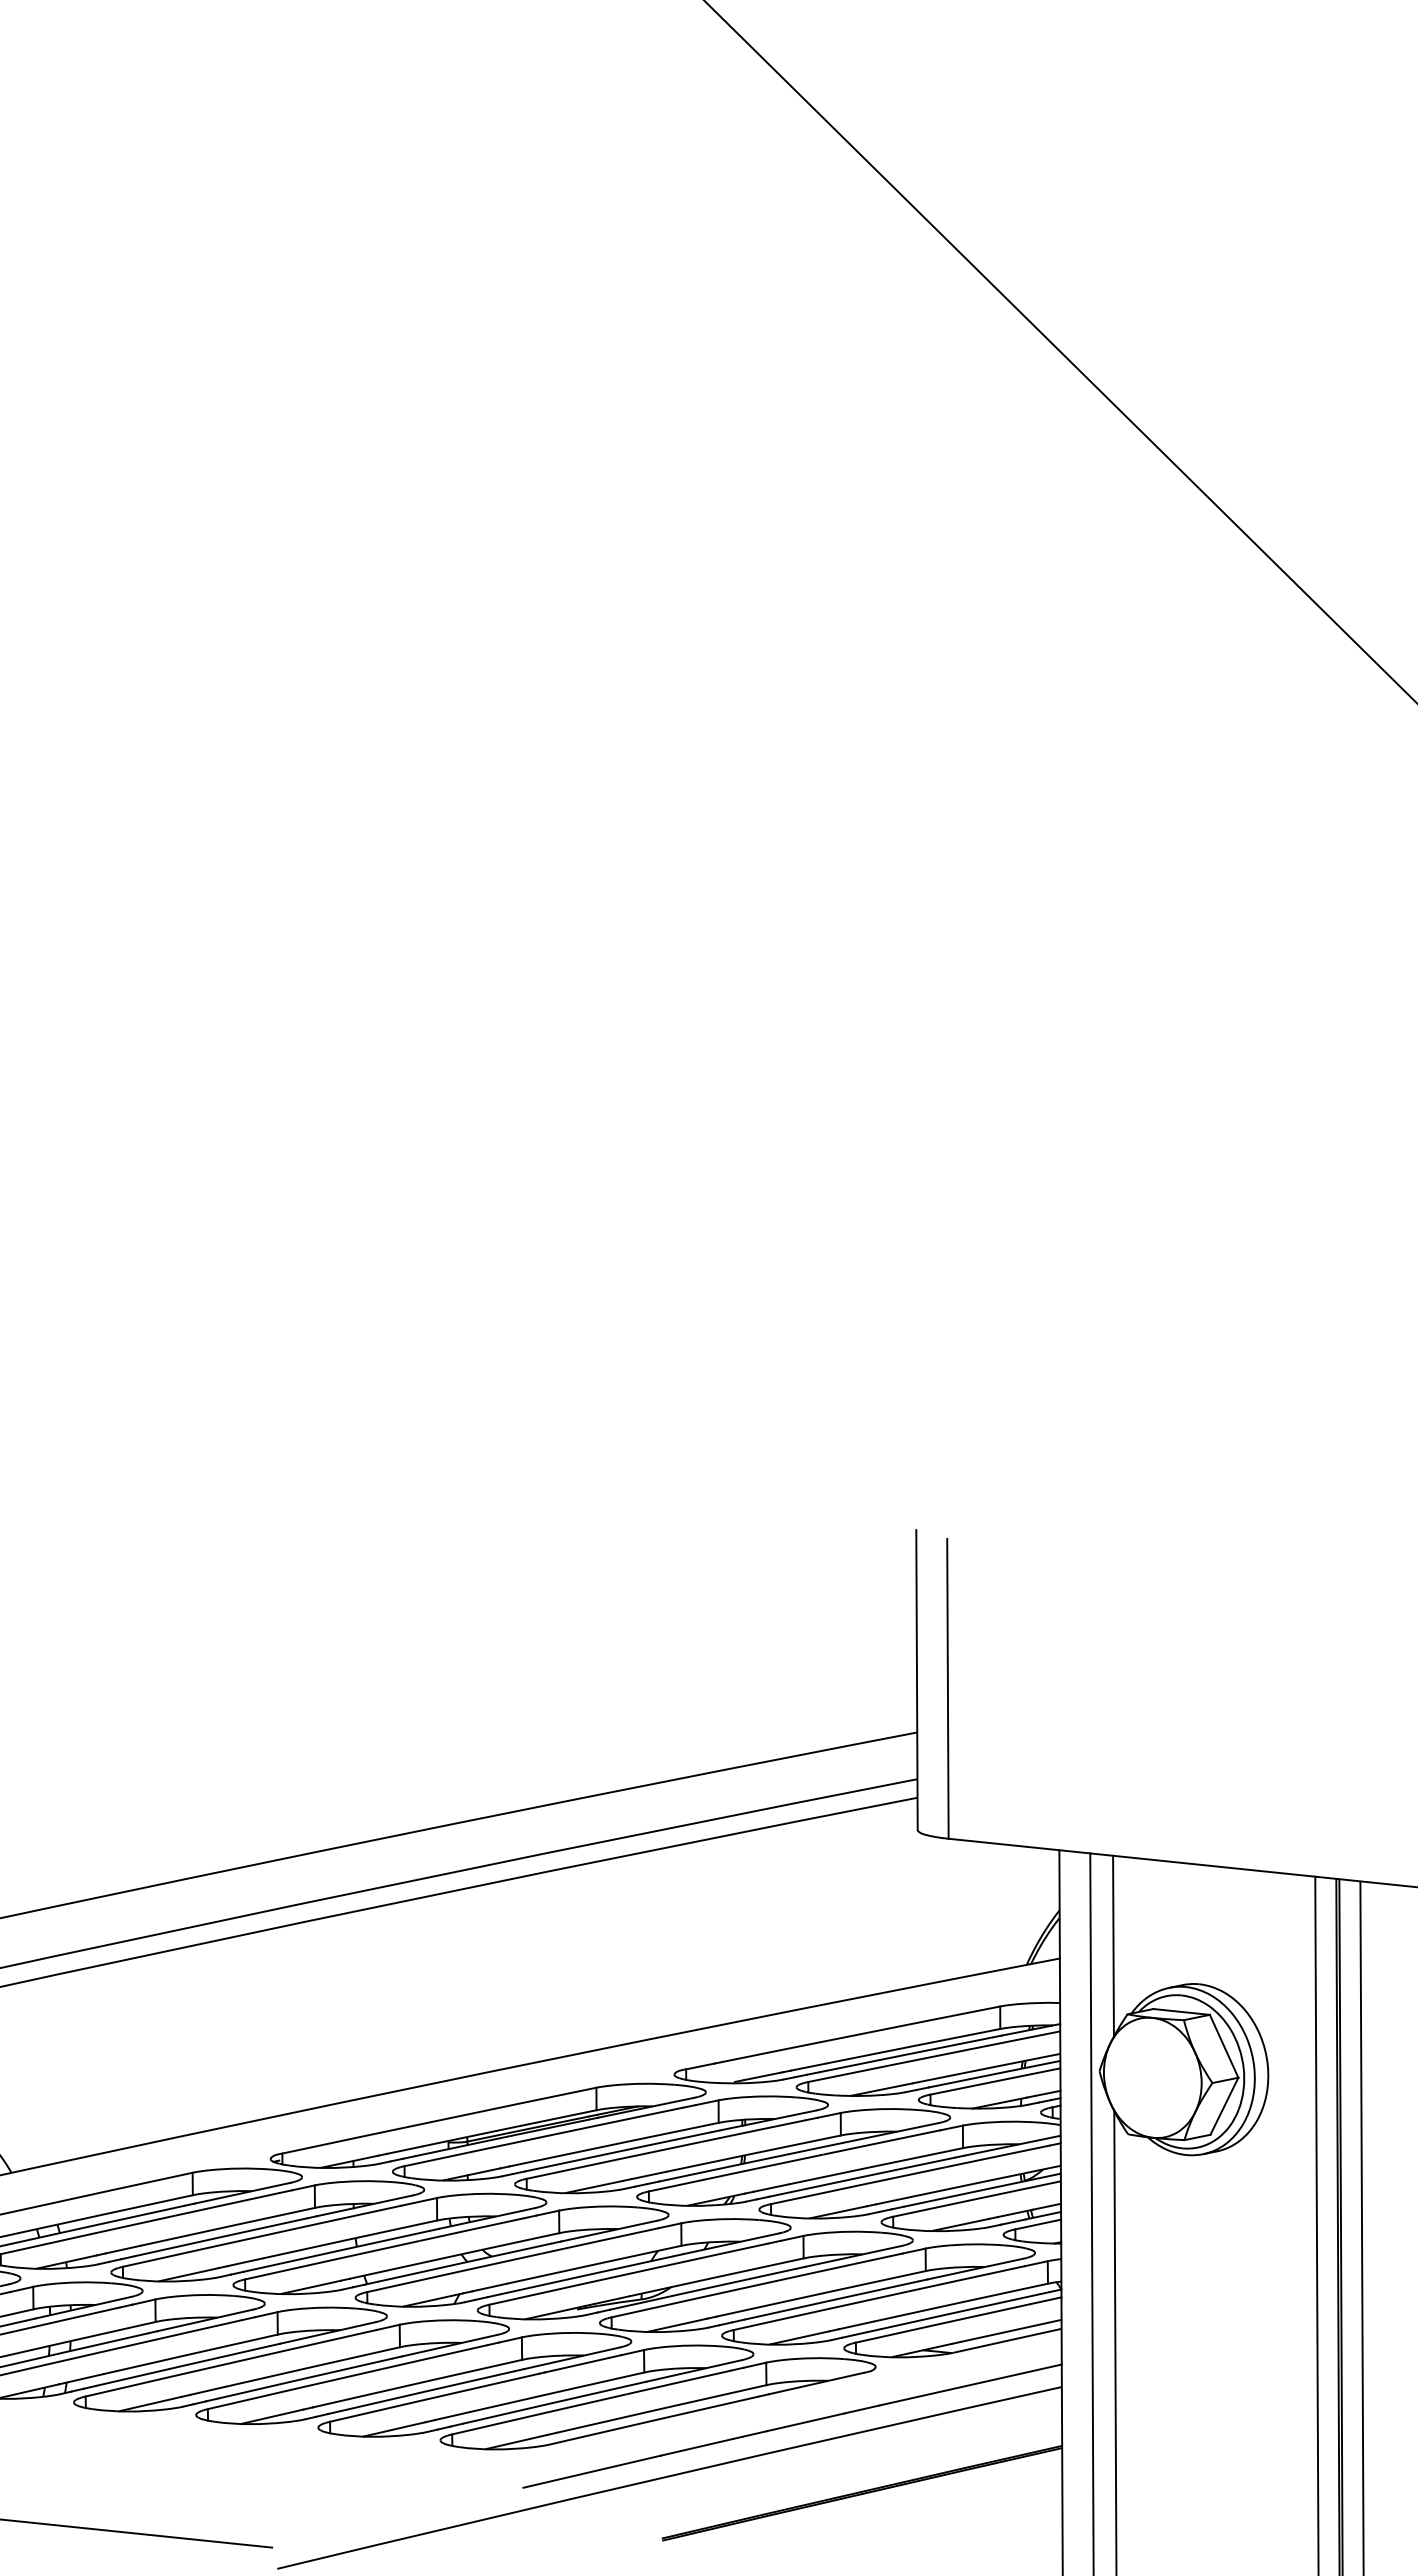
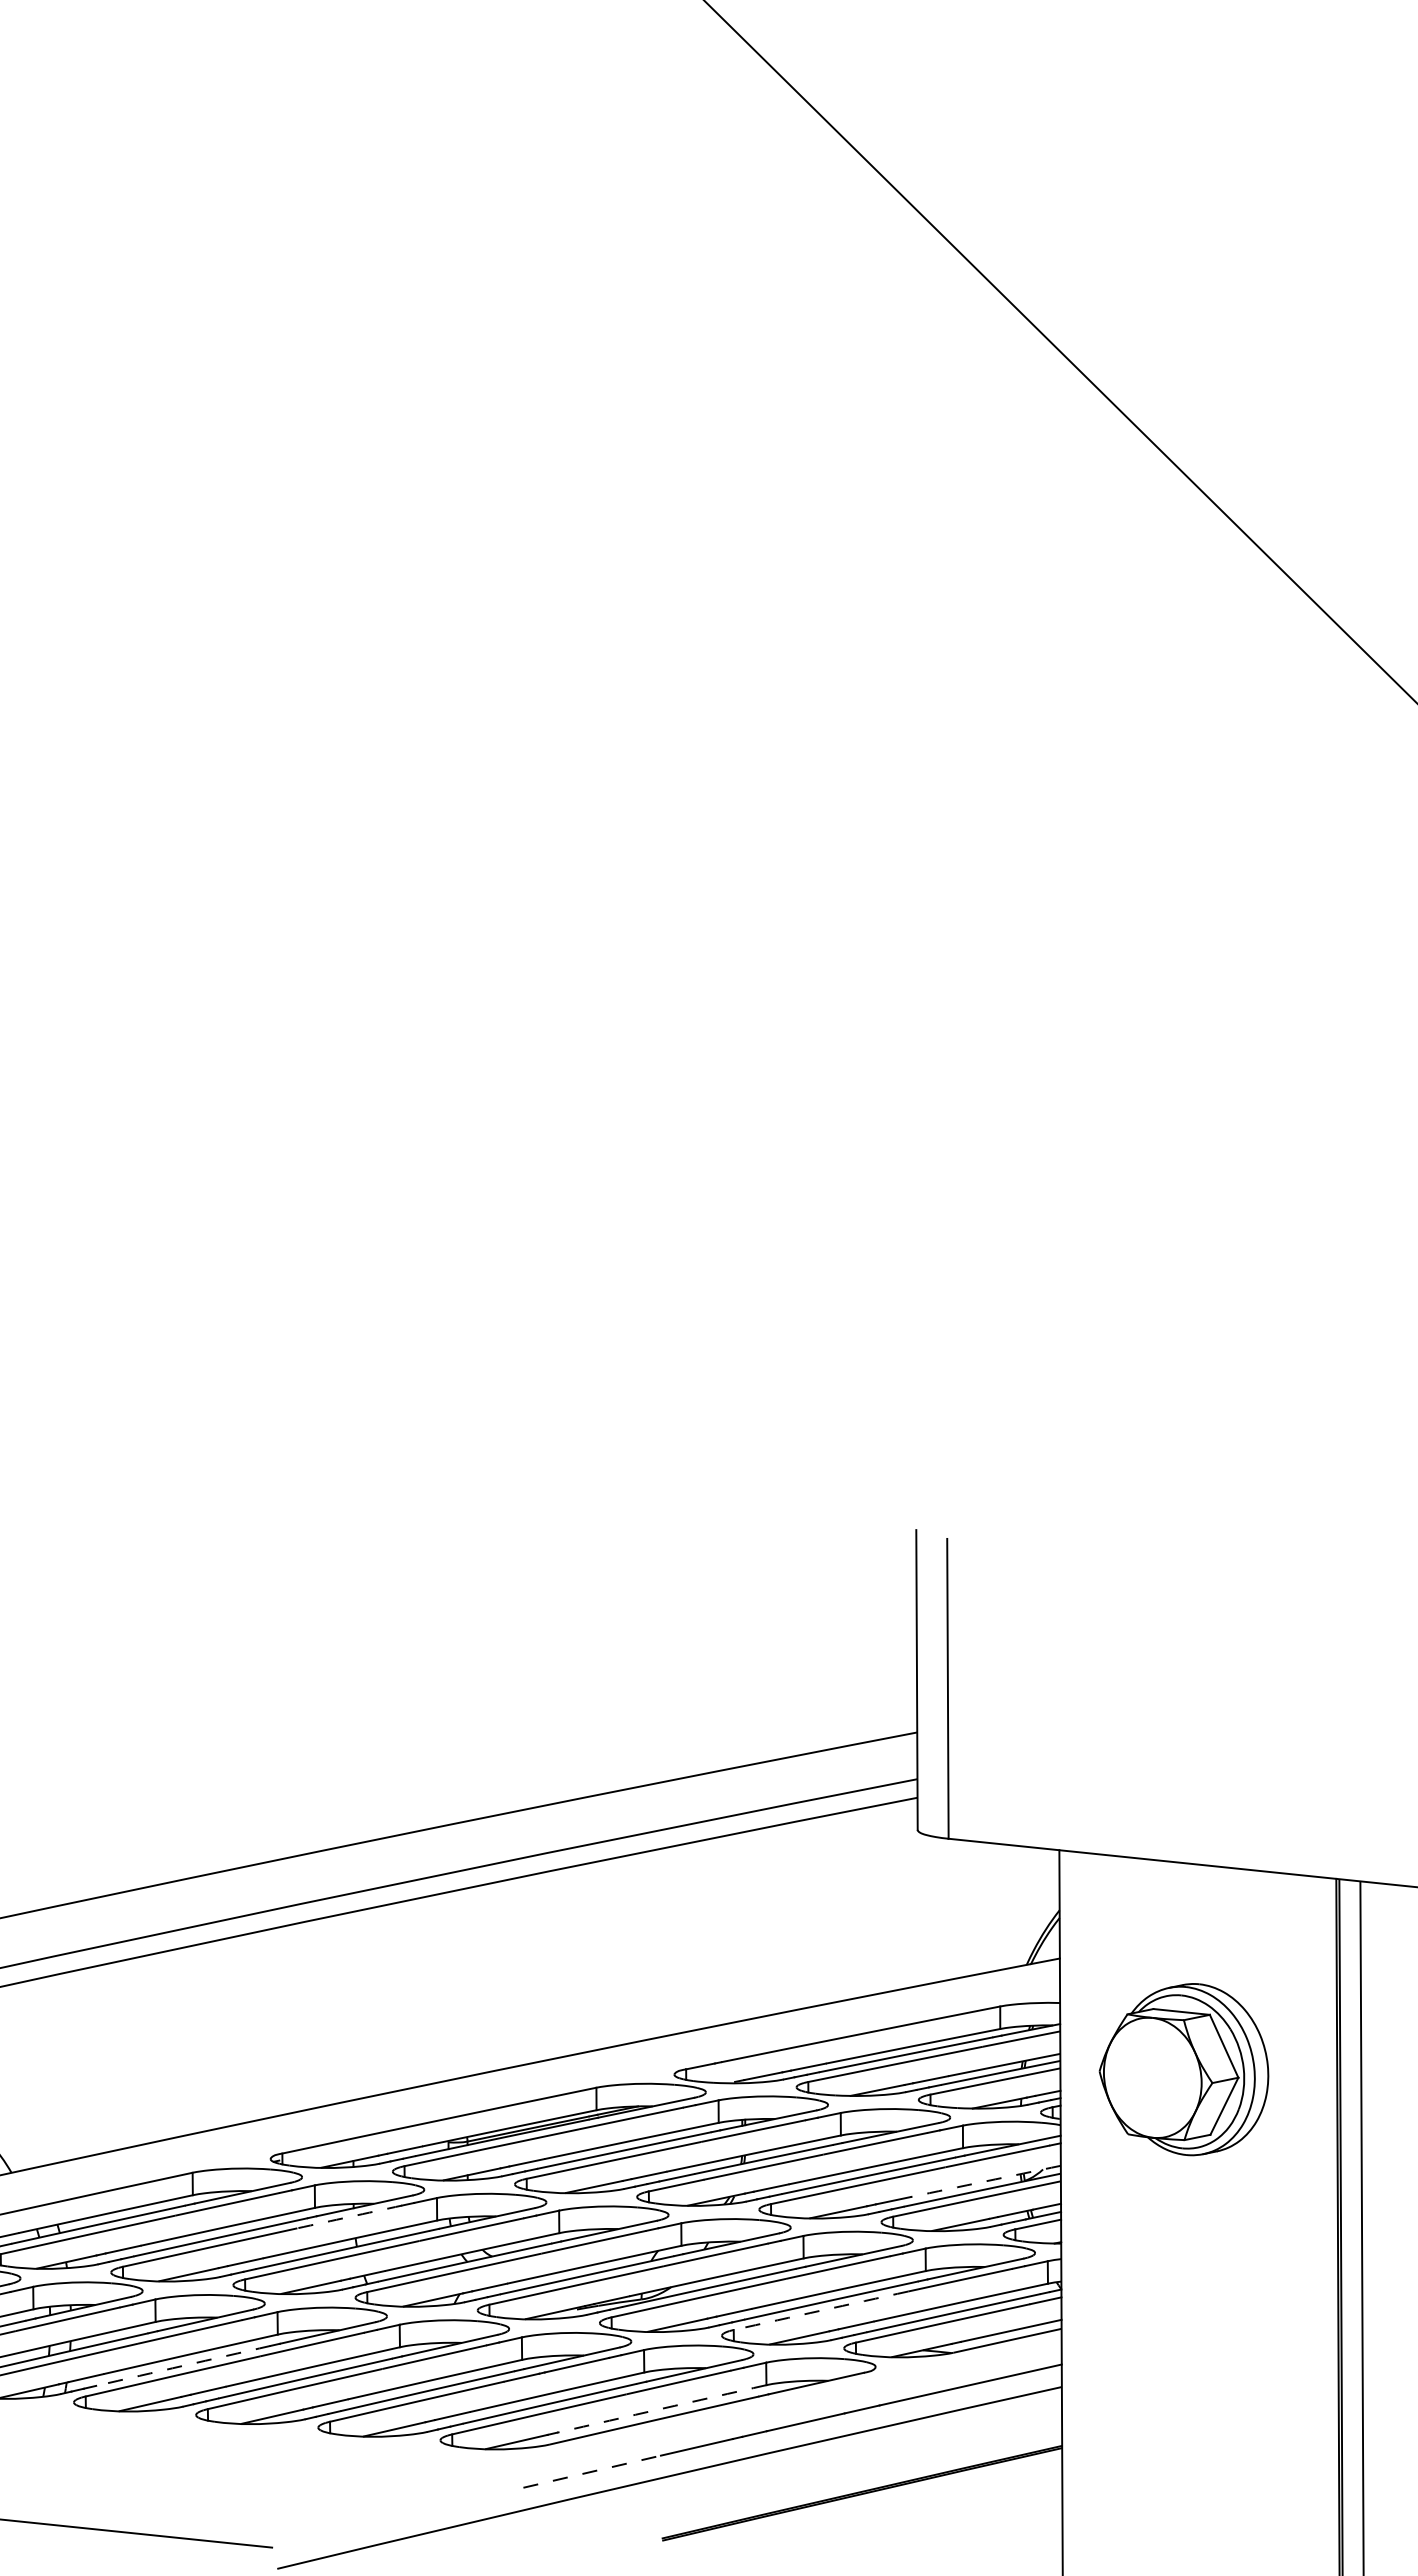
line: present -> none (1113, 1945)
arc: solid -> dashed (985, 2181)
line: present -> none (1091, 2212)
arc: solid -> dashed (349, 2216)
line: present -> none (1316, 2224)
arc: solid -> dashed (820, 2310)
line: present -> none (1115, 2341)
arc: solid -> dashed (183, 2365)
arc: solid -> dashed (661, 2408)
line: solid -> dashed (592, 2471)
